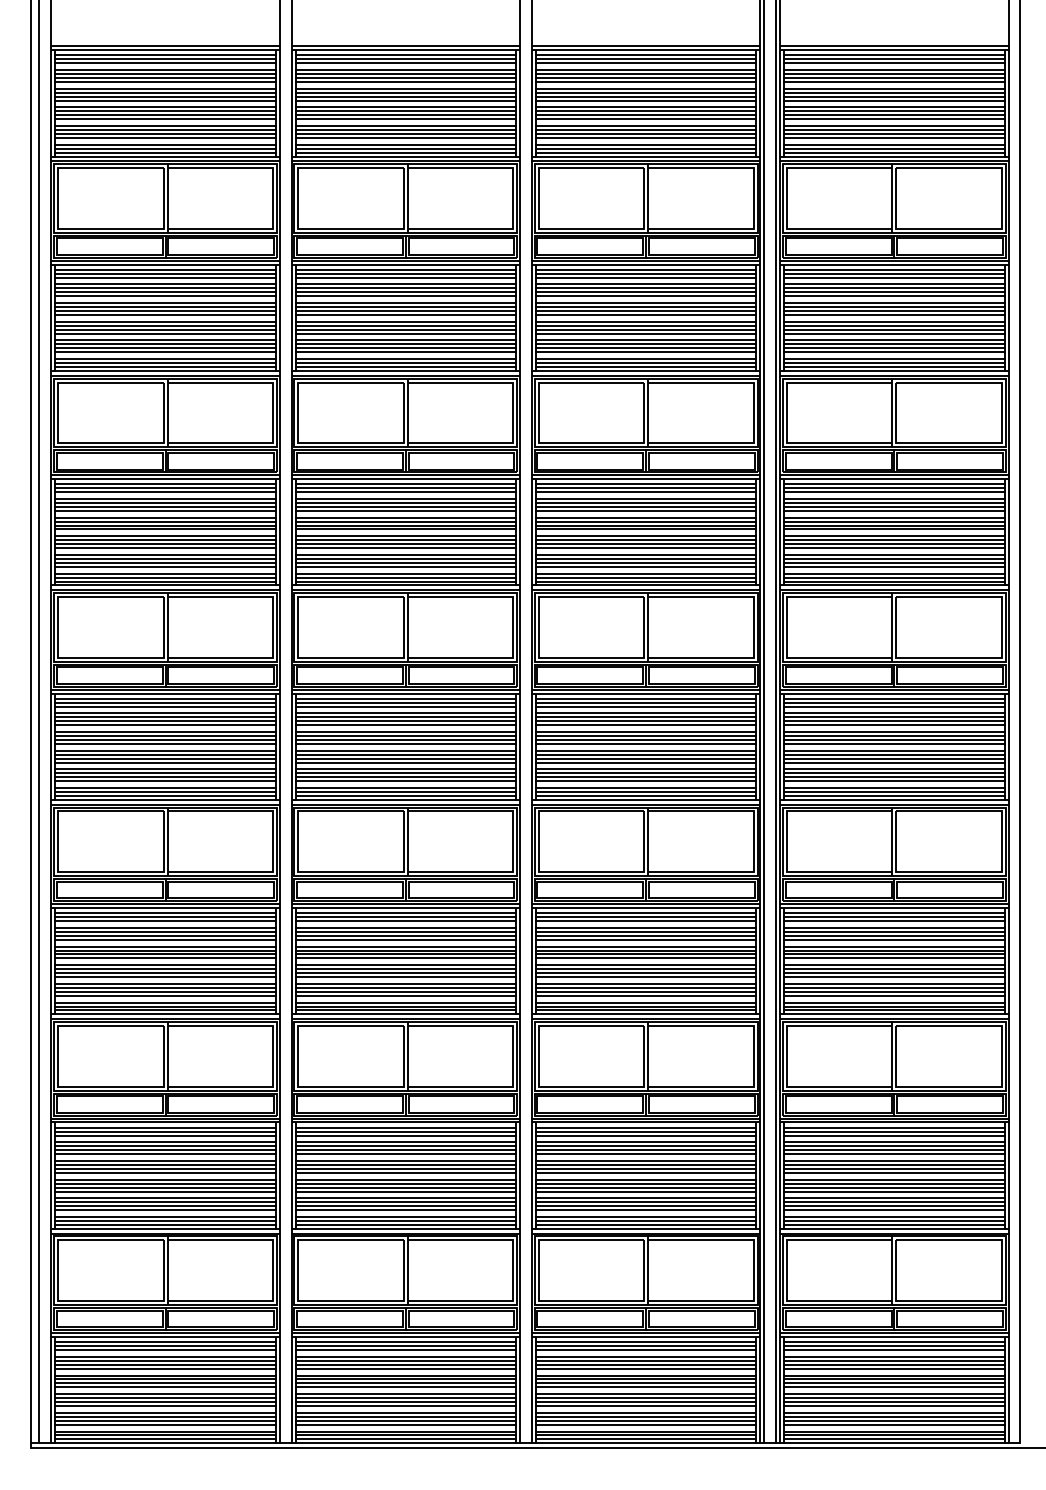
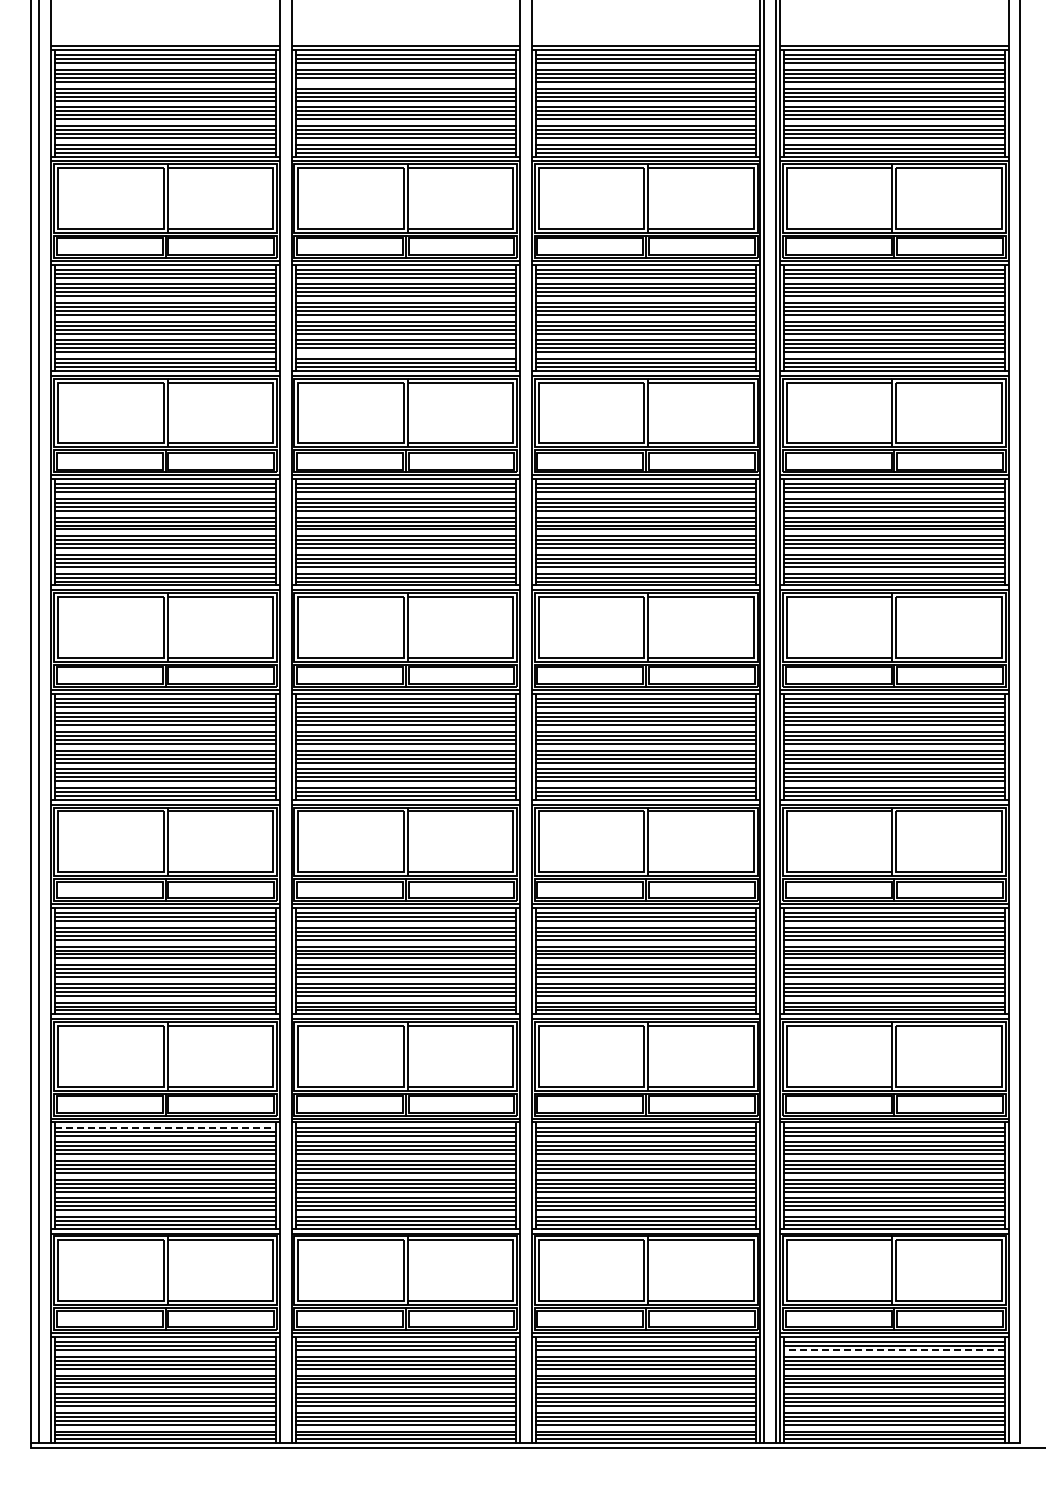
line: present -> none (405, 81)
line: present -> none (405, 352)
line: solid -> dashed (165, 1127)
line: solid -> dashed (893, 1350)
